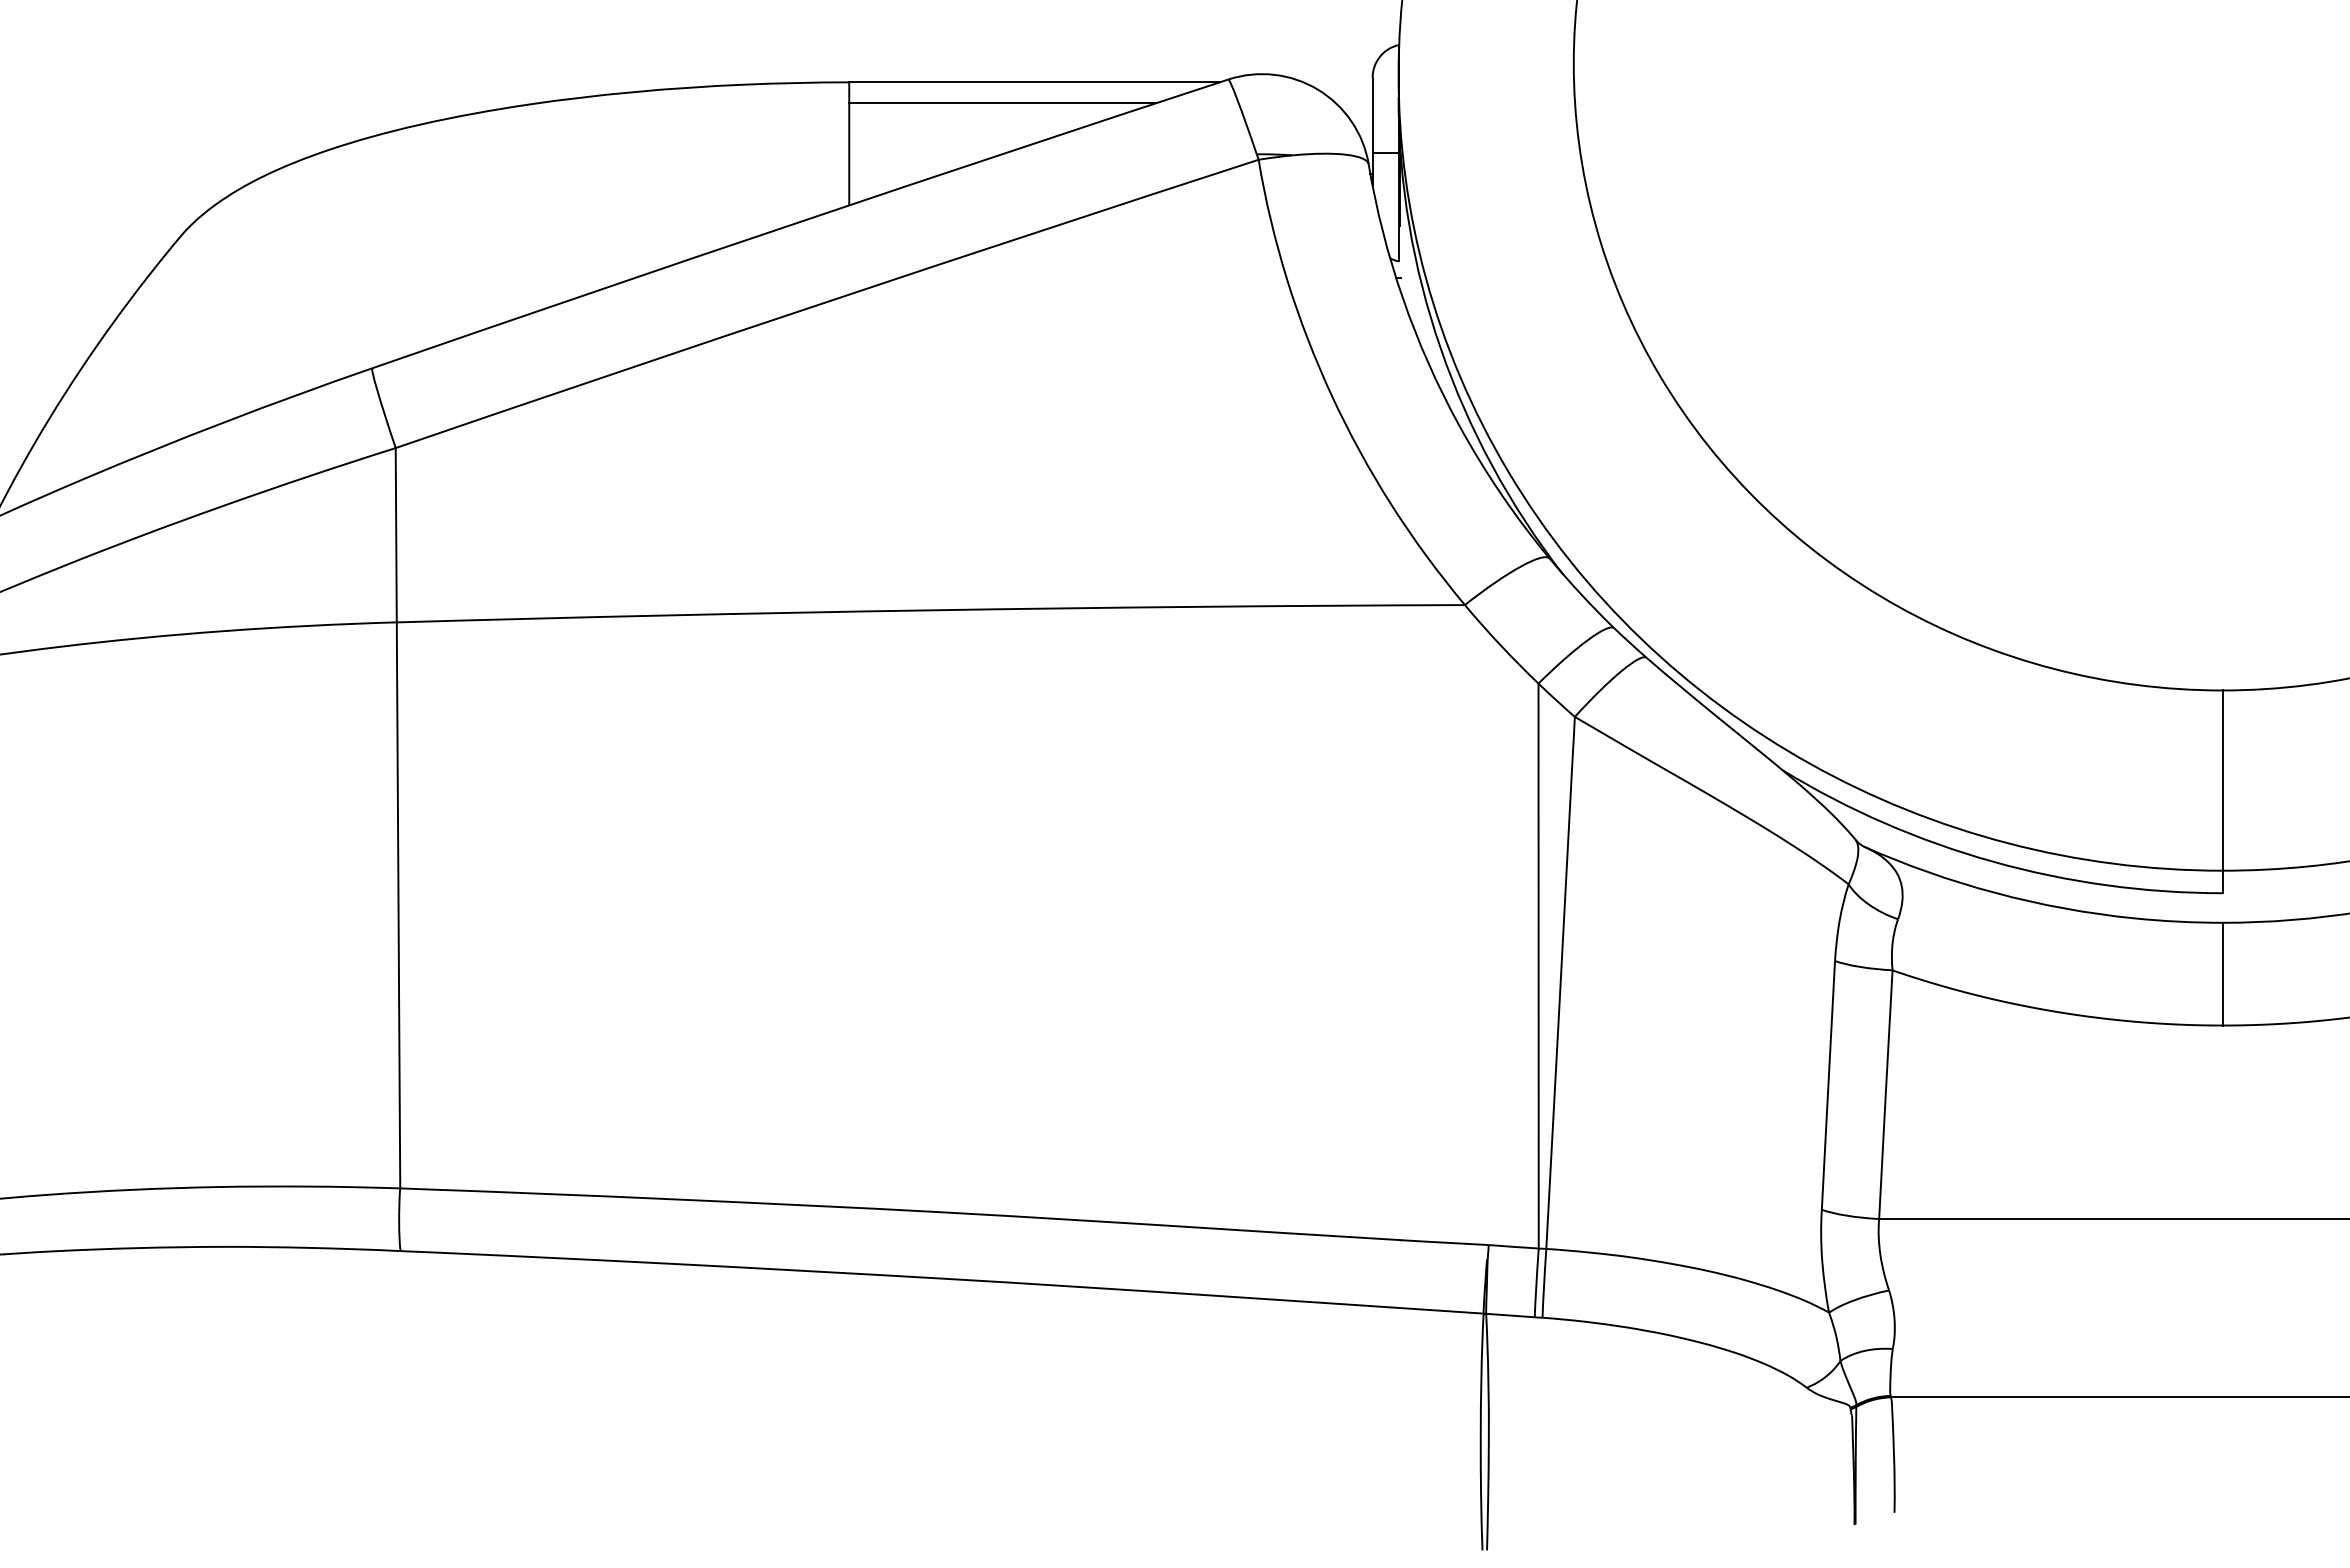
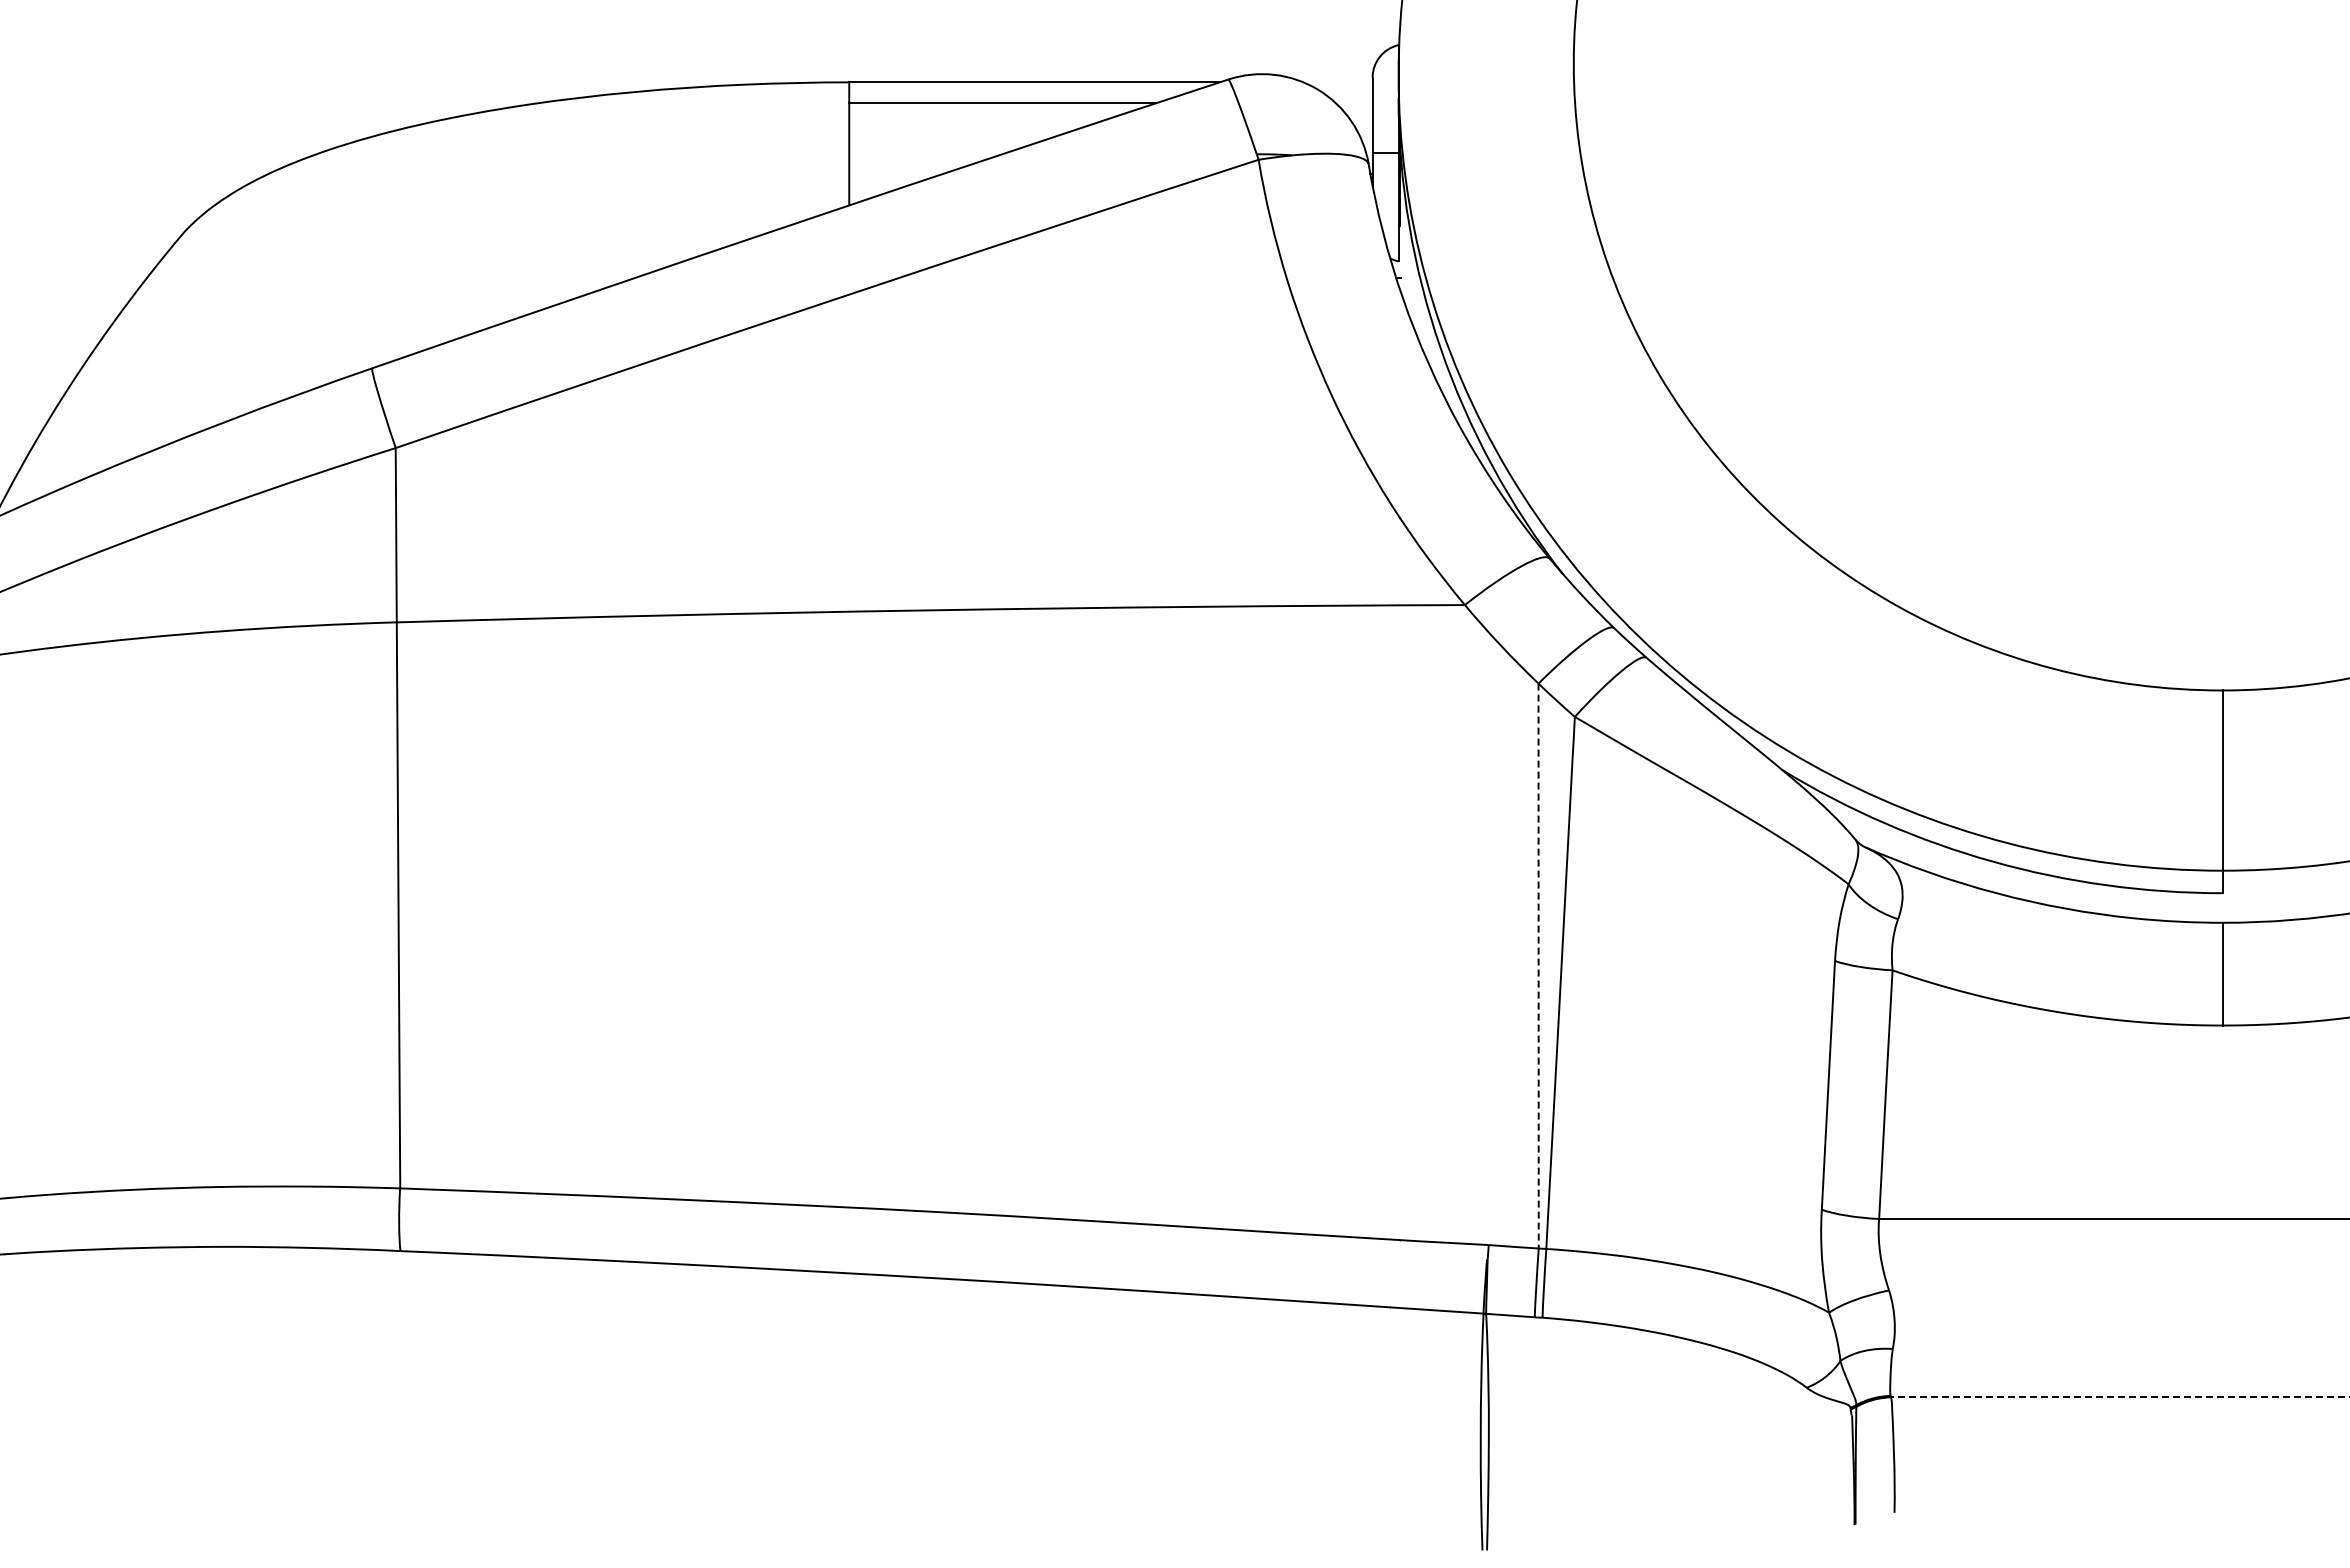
line: solid -> dashed (1538, 966)
line: solid -> dashed (2119, 1396)
